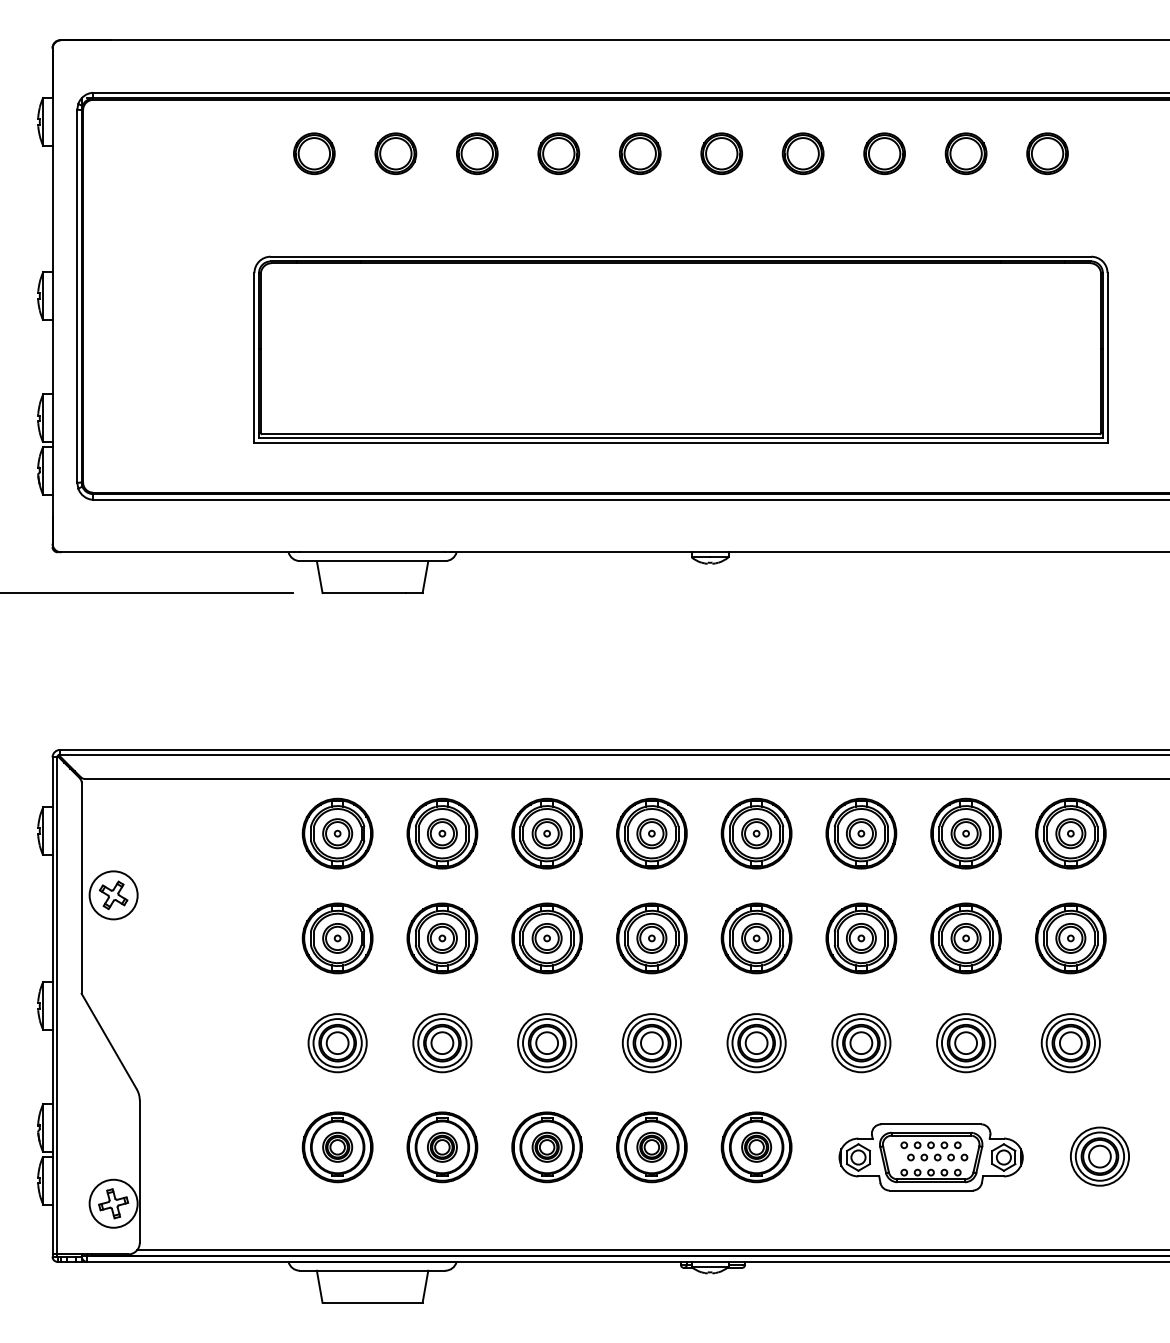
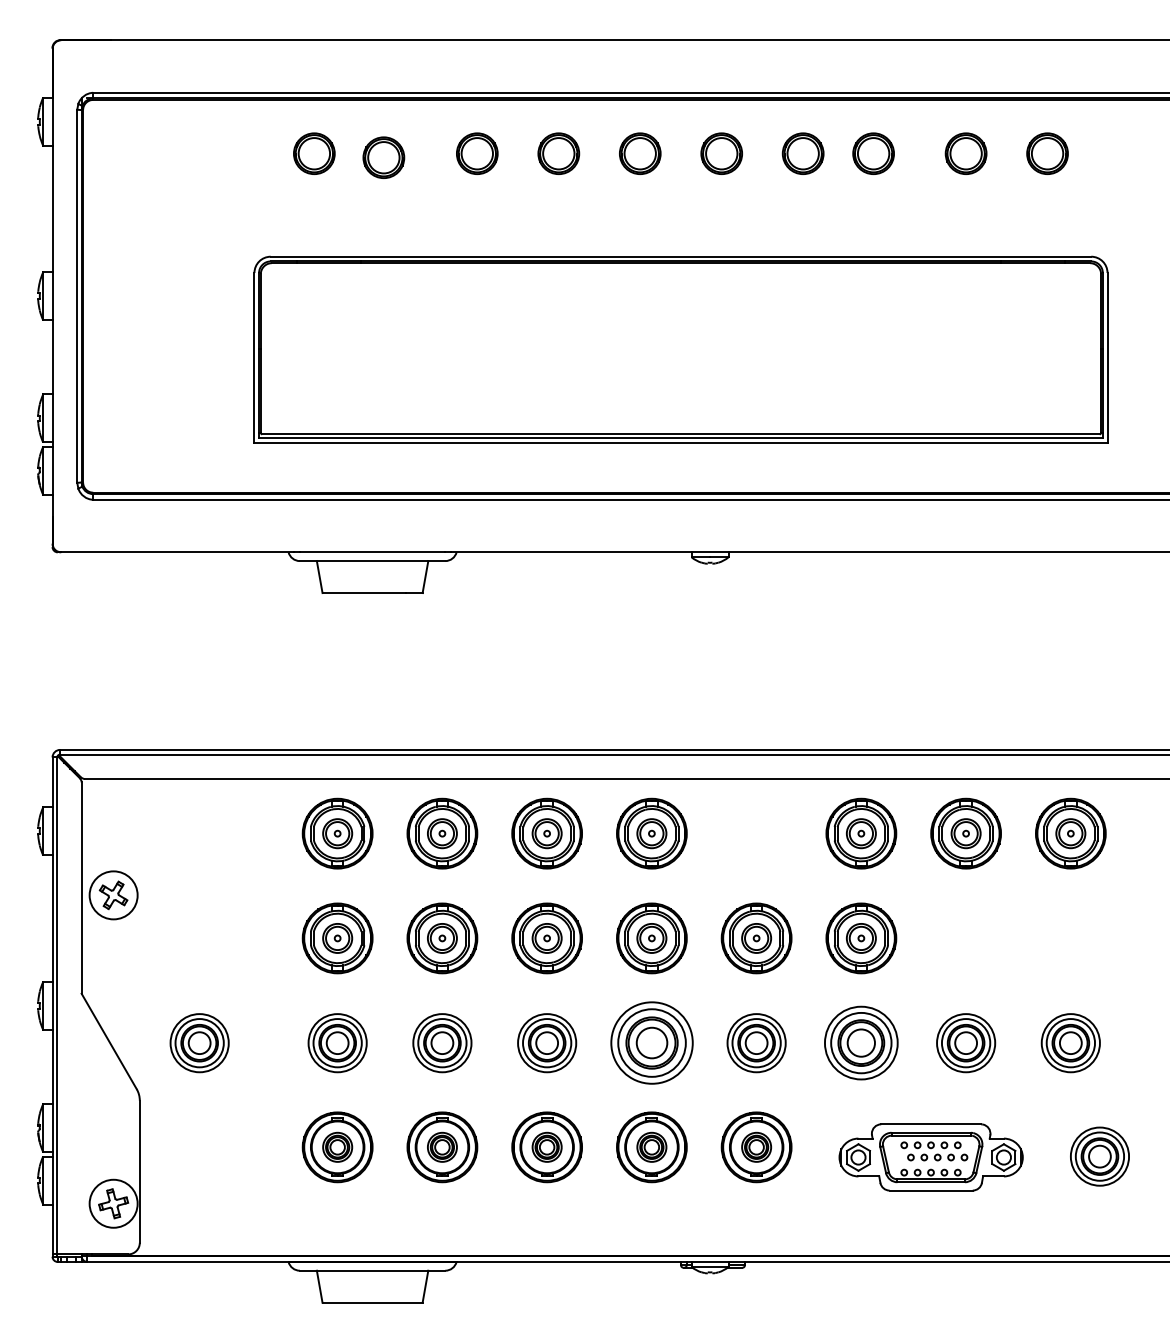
part position: (395, 153) -> (383, 157) (383, 157)
part position: (884, 153) -> (873, 153) (873, 153)
line: present -> none (147, 593)
part: present -> none (756, 833)
part: present -> none (965, 938)
part: present -> none (1070, 938)
part: none -> present (199, 1043)
part size: 61x61 px -> 84x84 px (651, 1042)
part size: 61x61 px -> 75x76 px (861, 1042)
line: present -> none (651, 1250)
